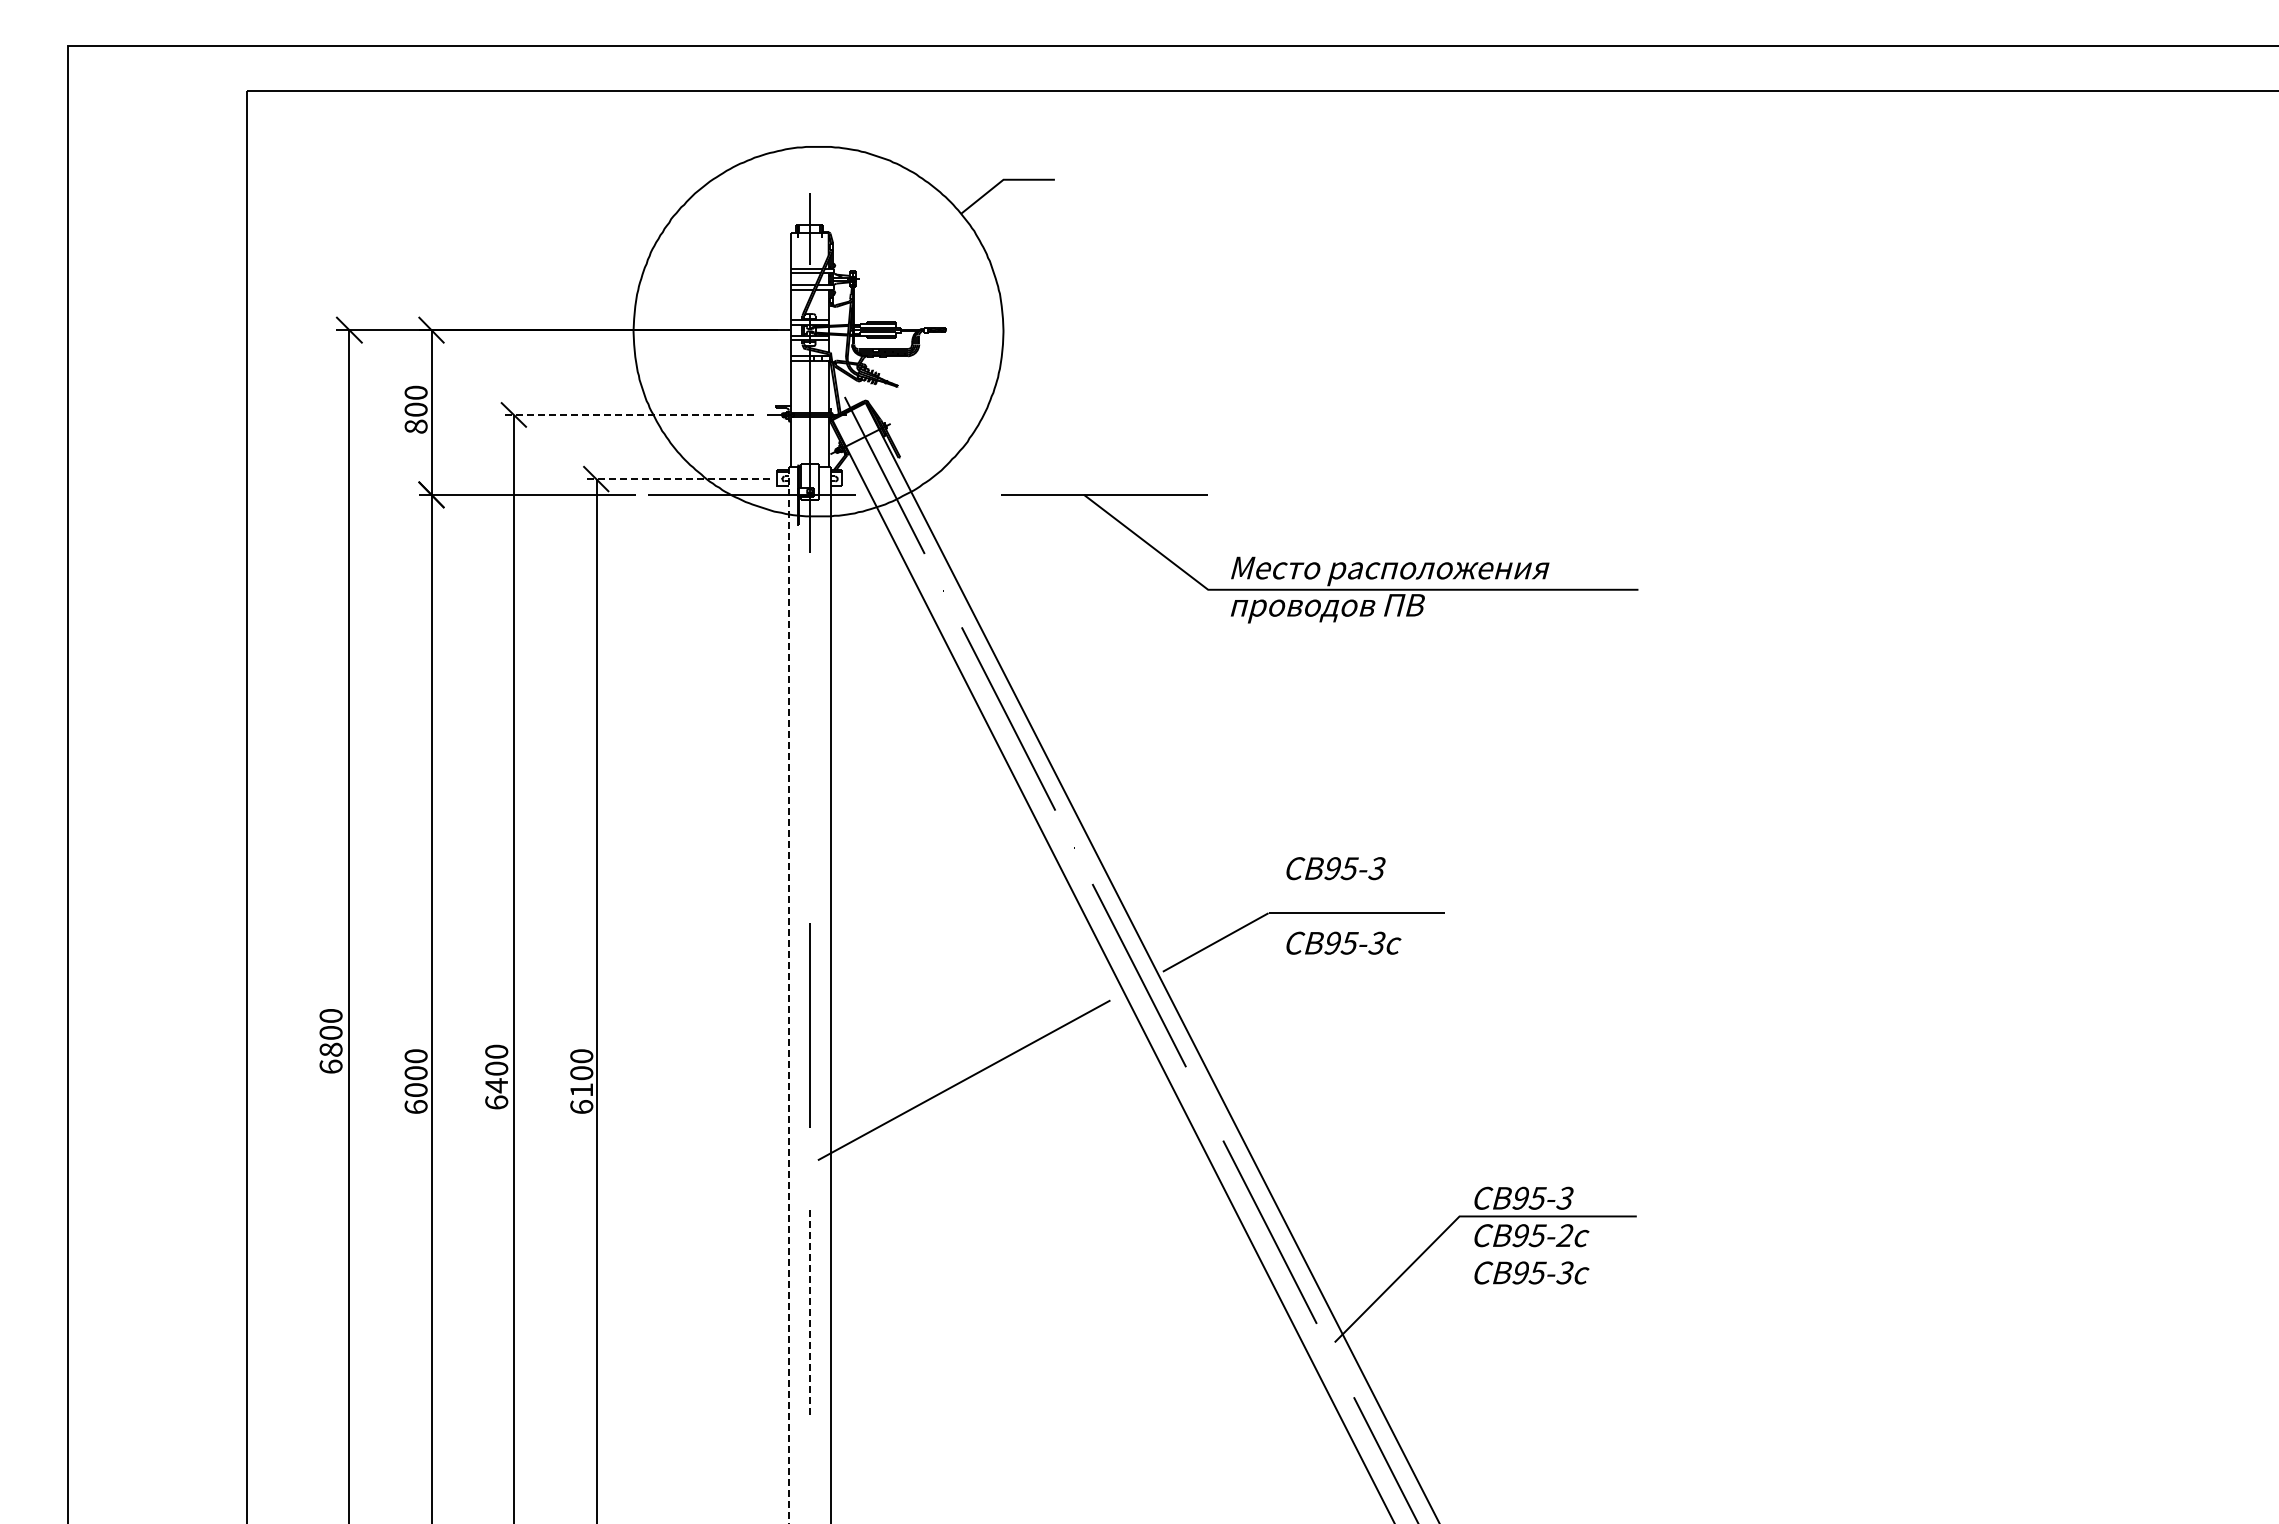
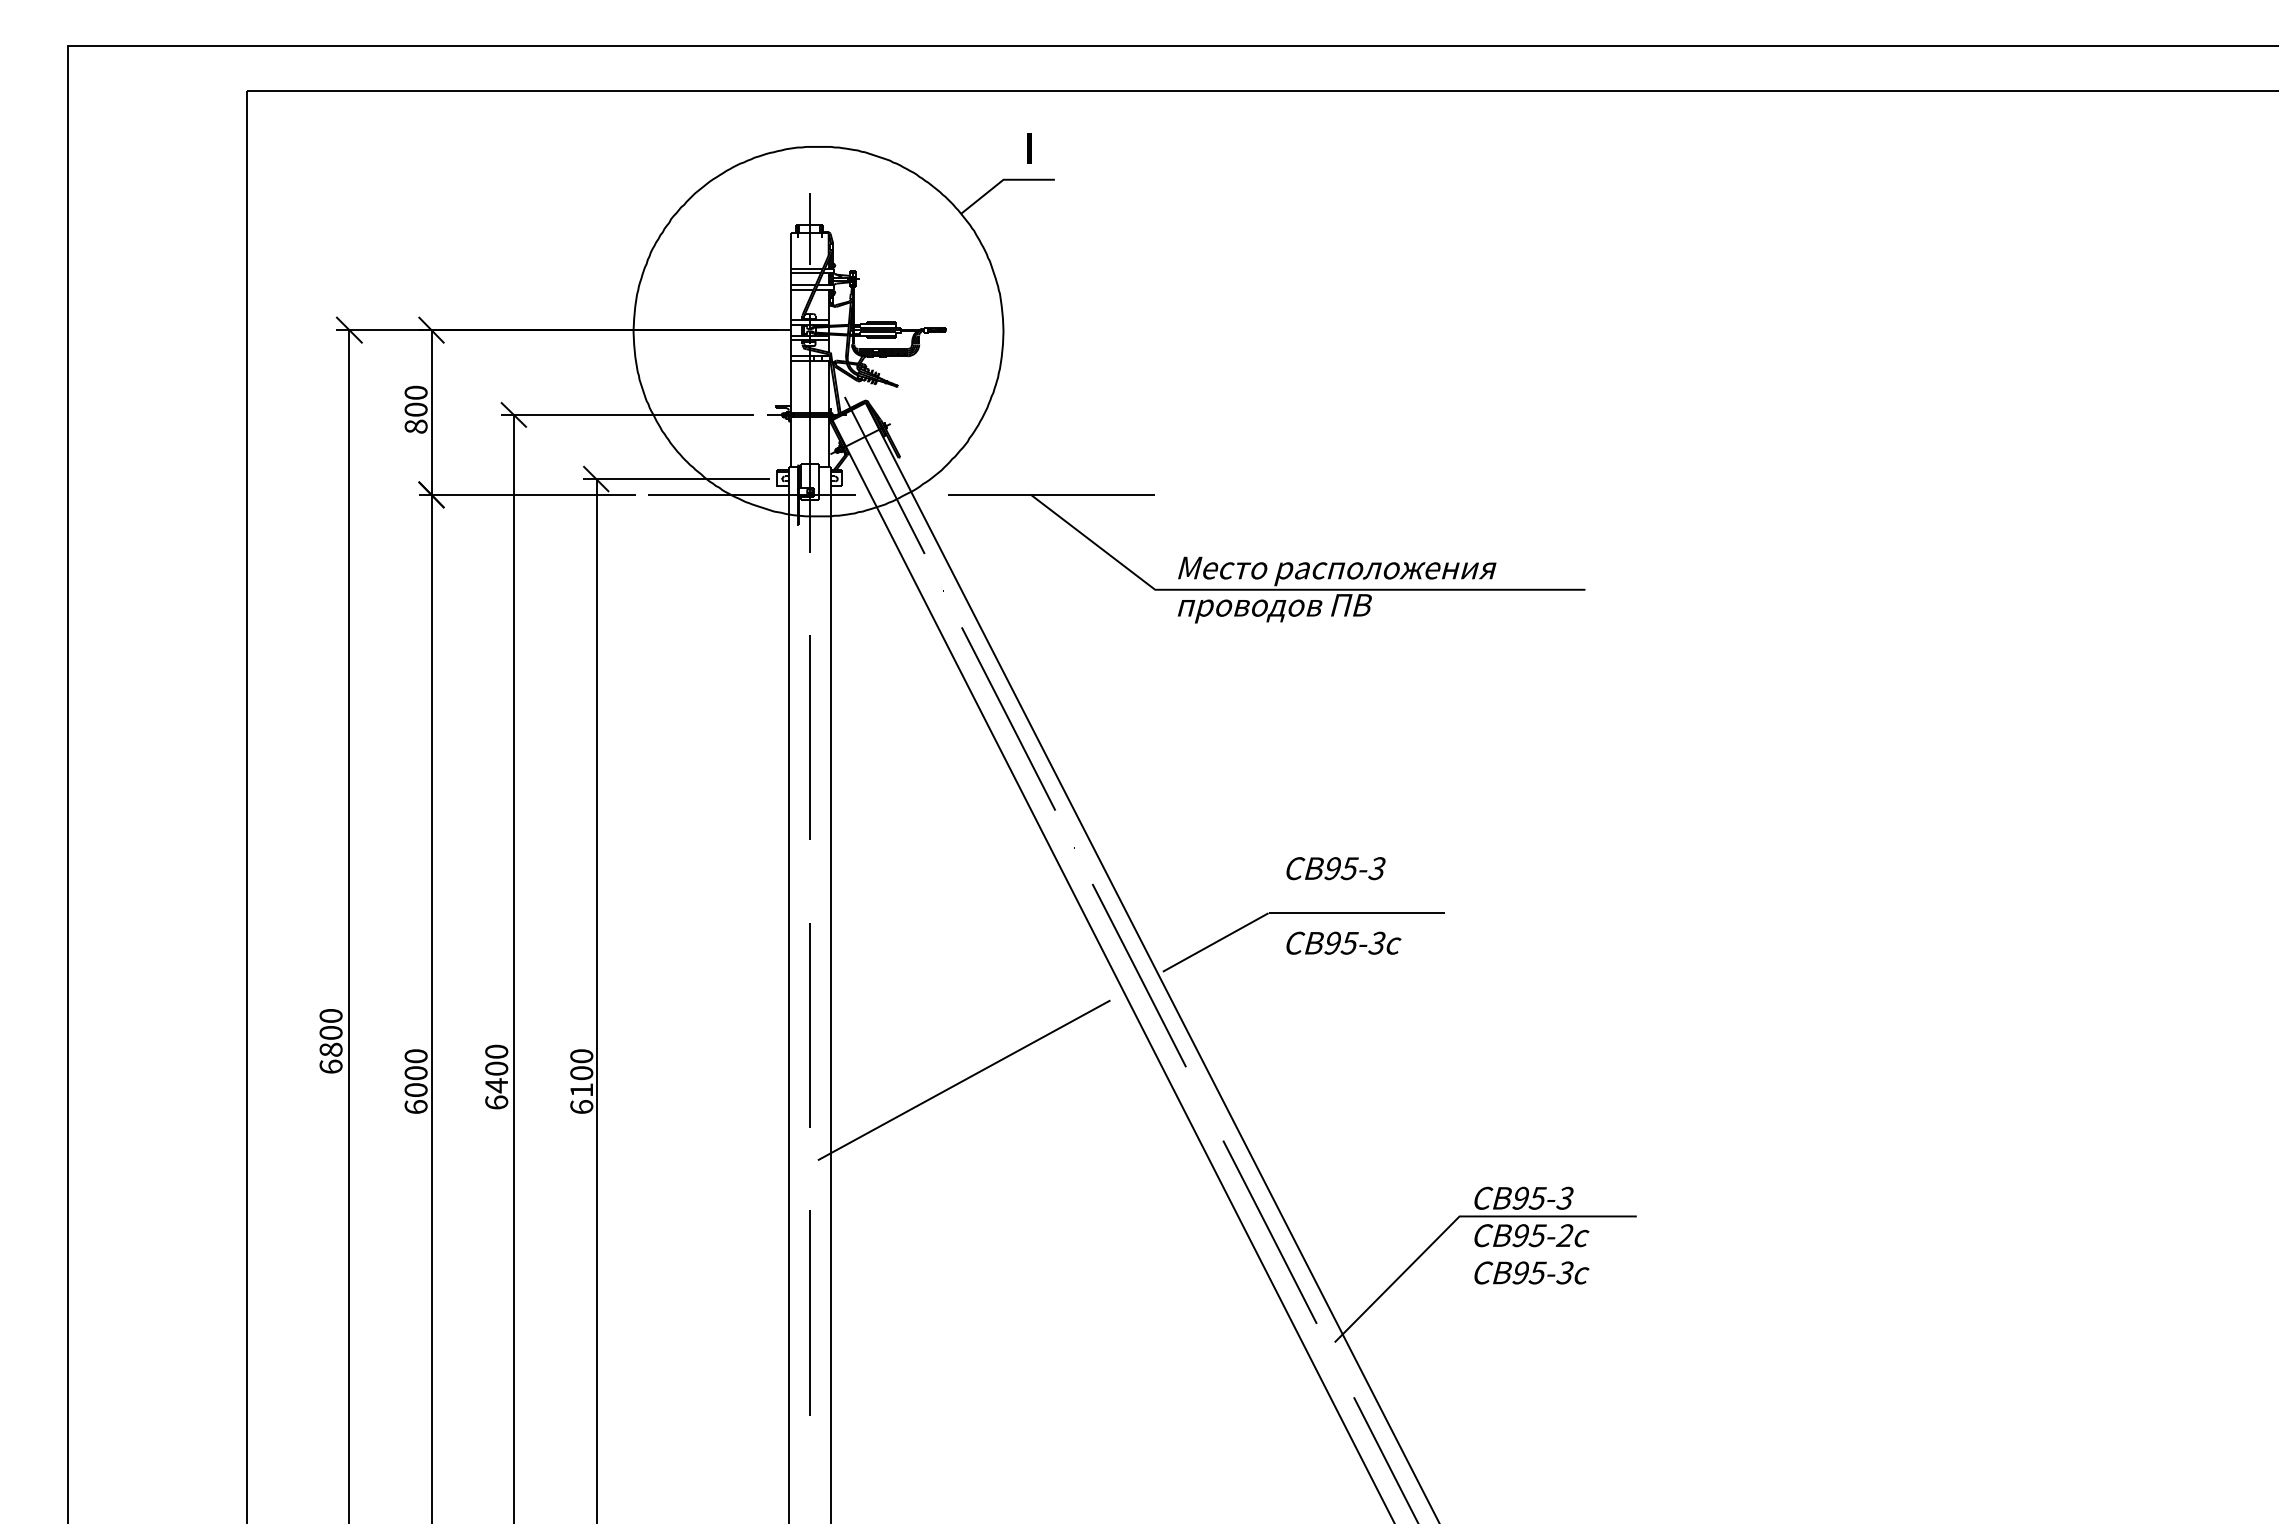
line: none -> present (1029, 148)
line: dashed -> solid (627, 414)
line: dashed -> solid (676, 478)
part position: (1319, 558) -> (1266, 558) (1266, 558)
line: none -> present (809, 737)
line: dashed -> solid (788, 995)
line: dashed -> solid (810, 1313)
